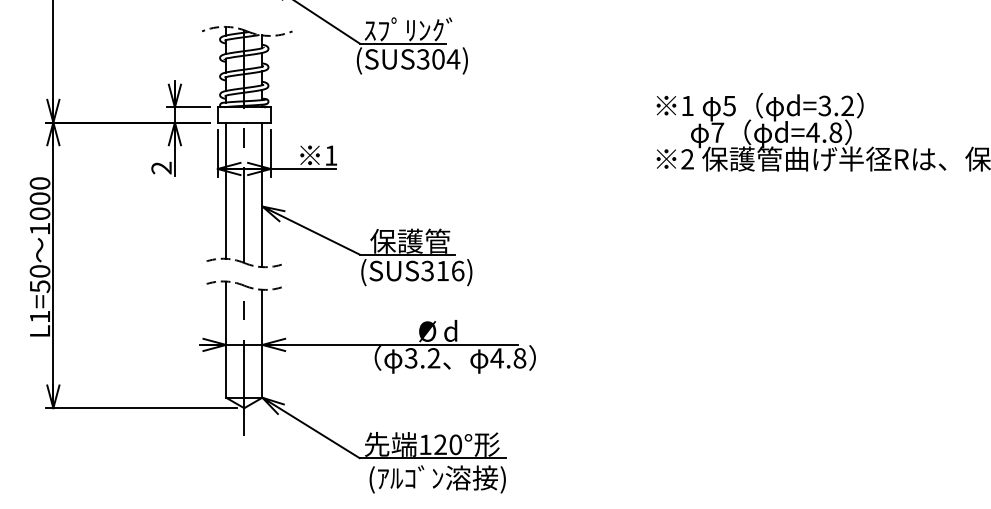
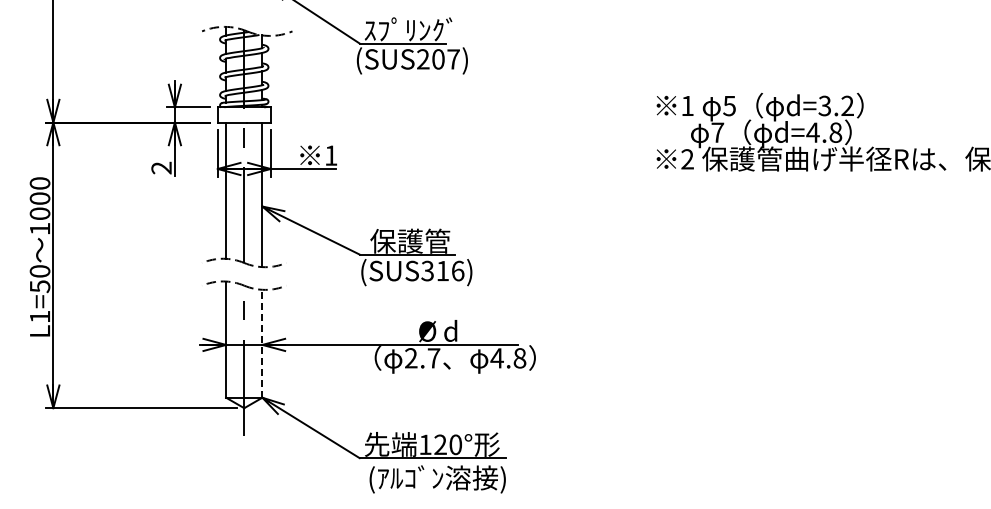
text: (SUS304) -> (SUS207) (438, 59)
line: solid -> dashed (262, 343)
text: 3.2 -> 2.7 (422, 358)
